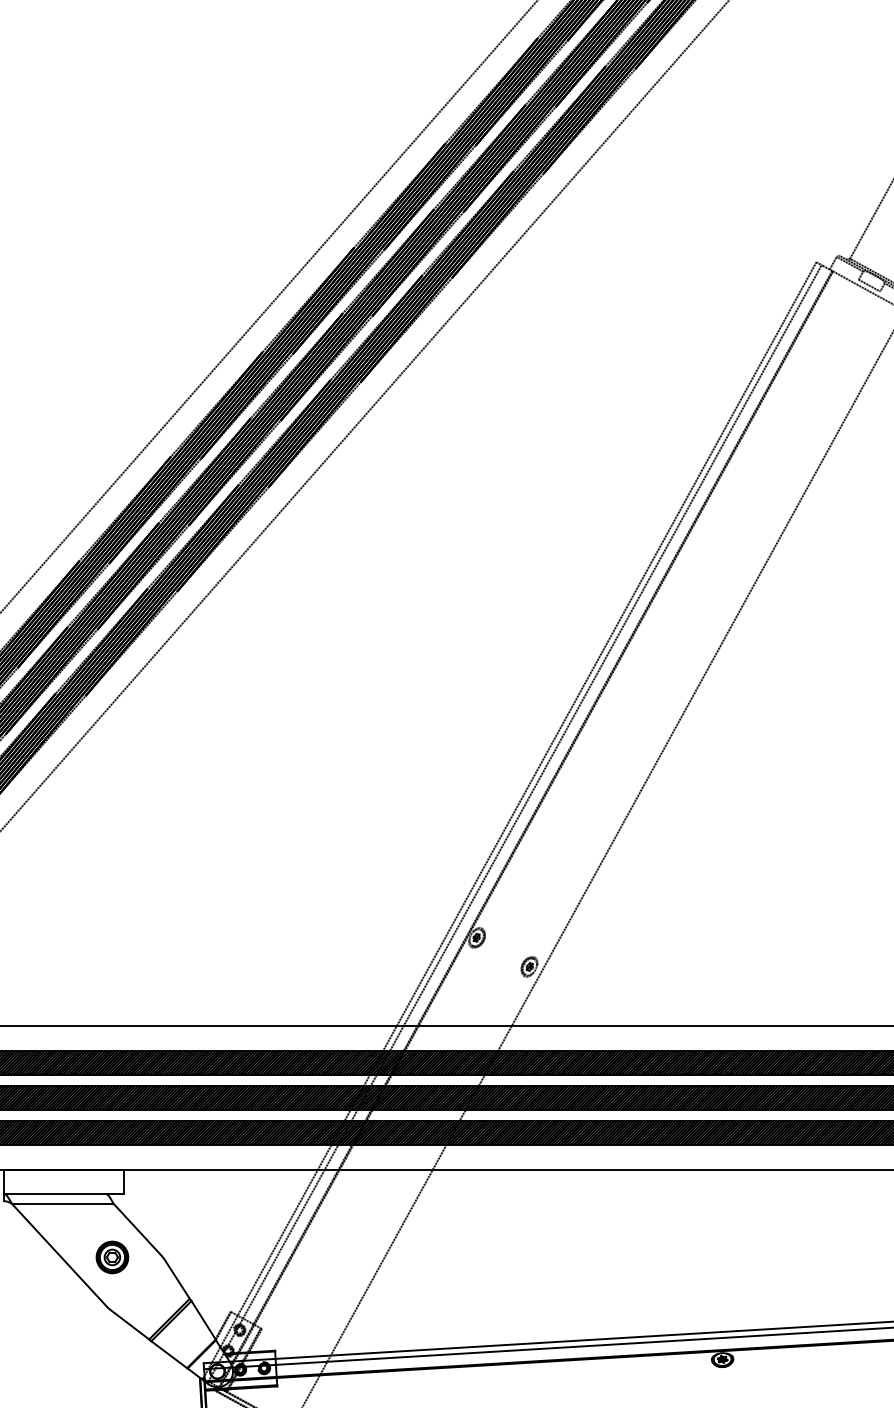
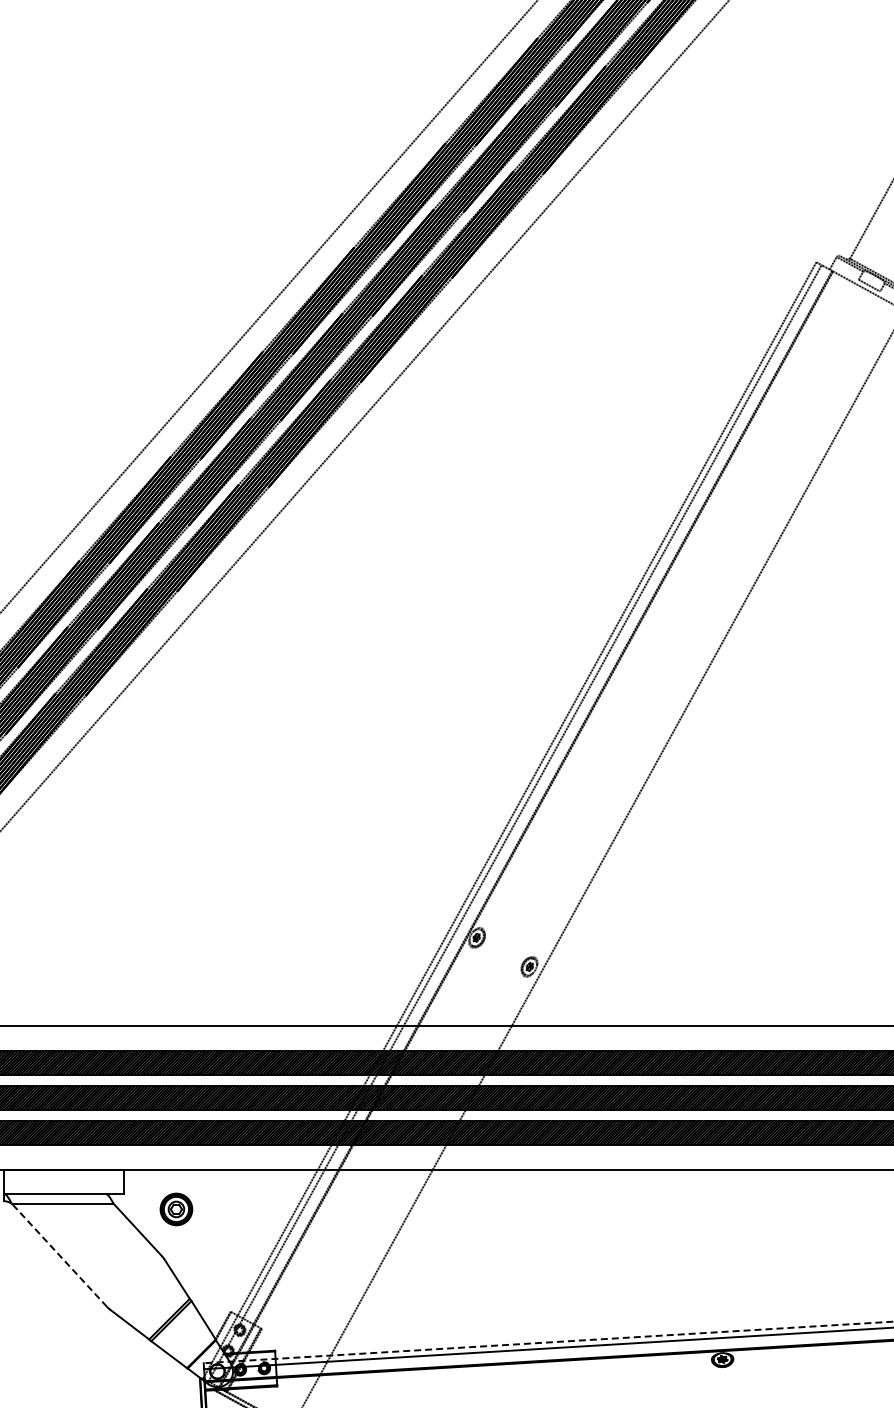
line: solid -> dashed (59, 1254)
part position: (112, 1257) -> (176, 1209) (176, 1209)
line: solid -> dashed (548, 1342)
